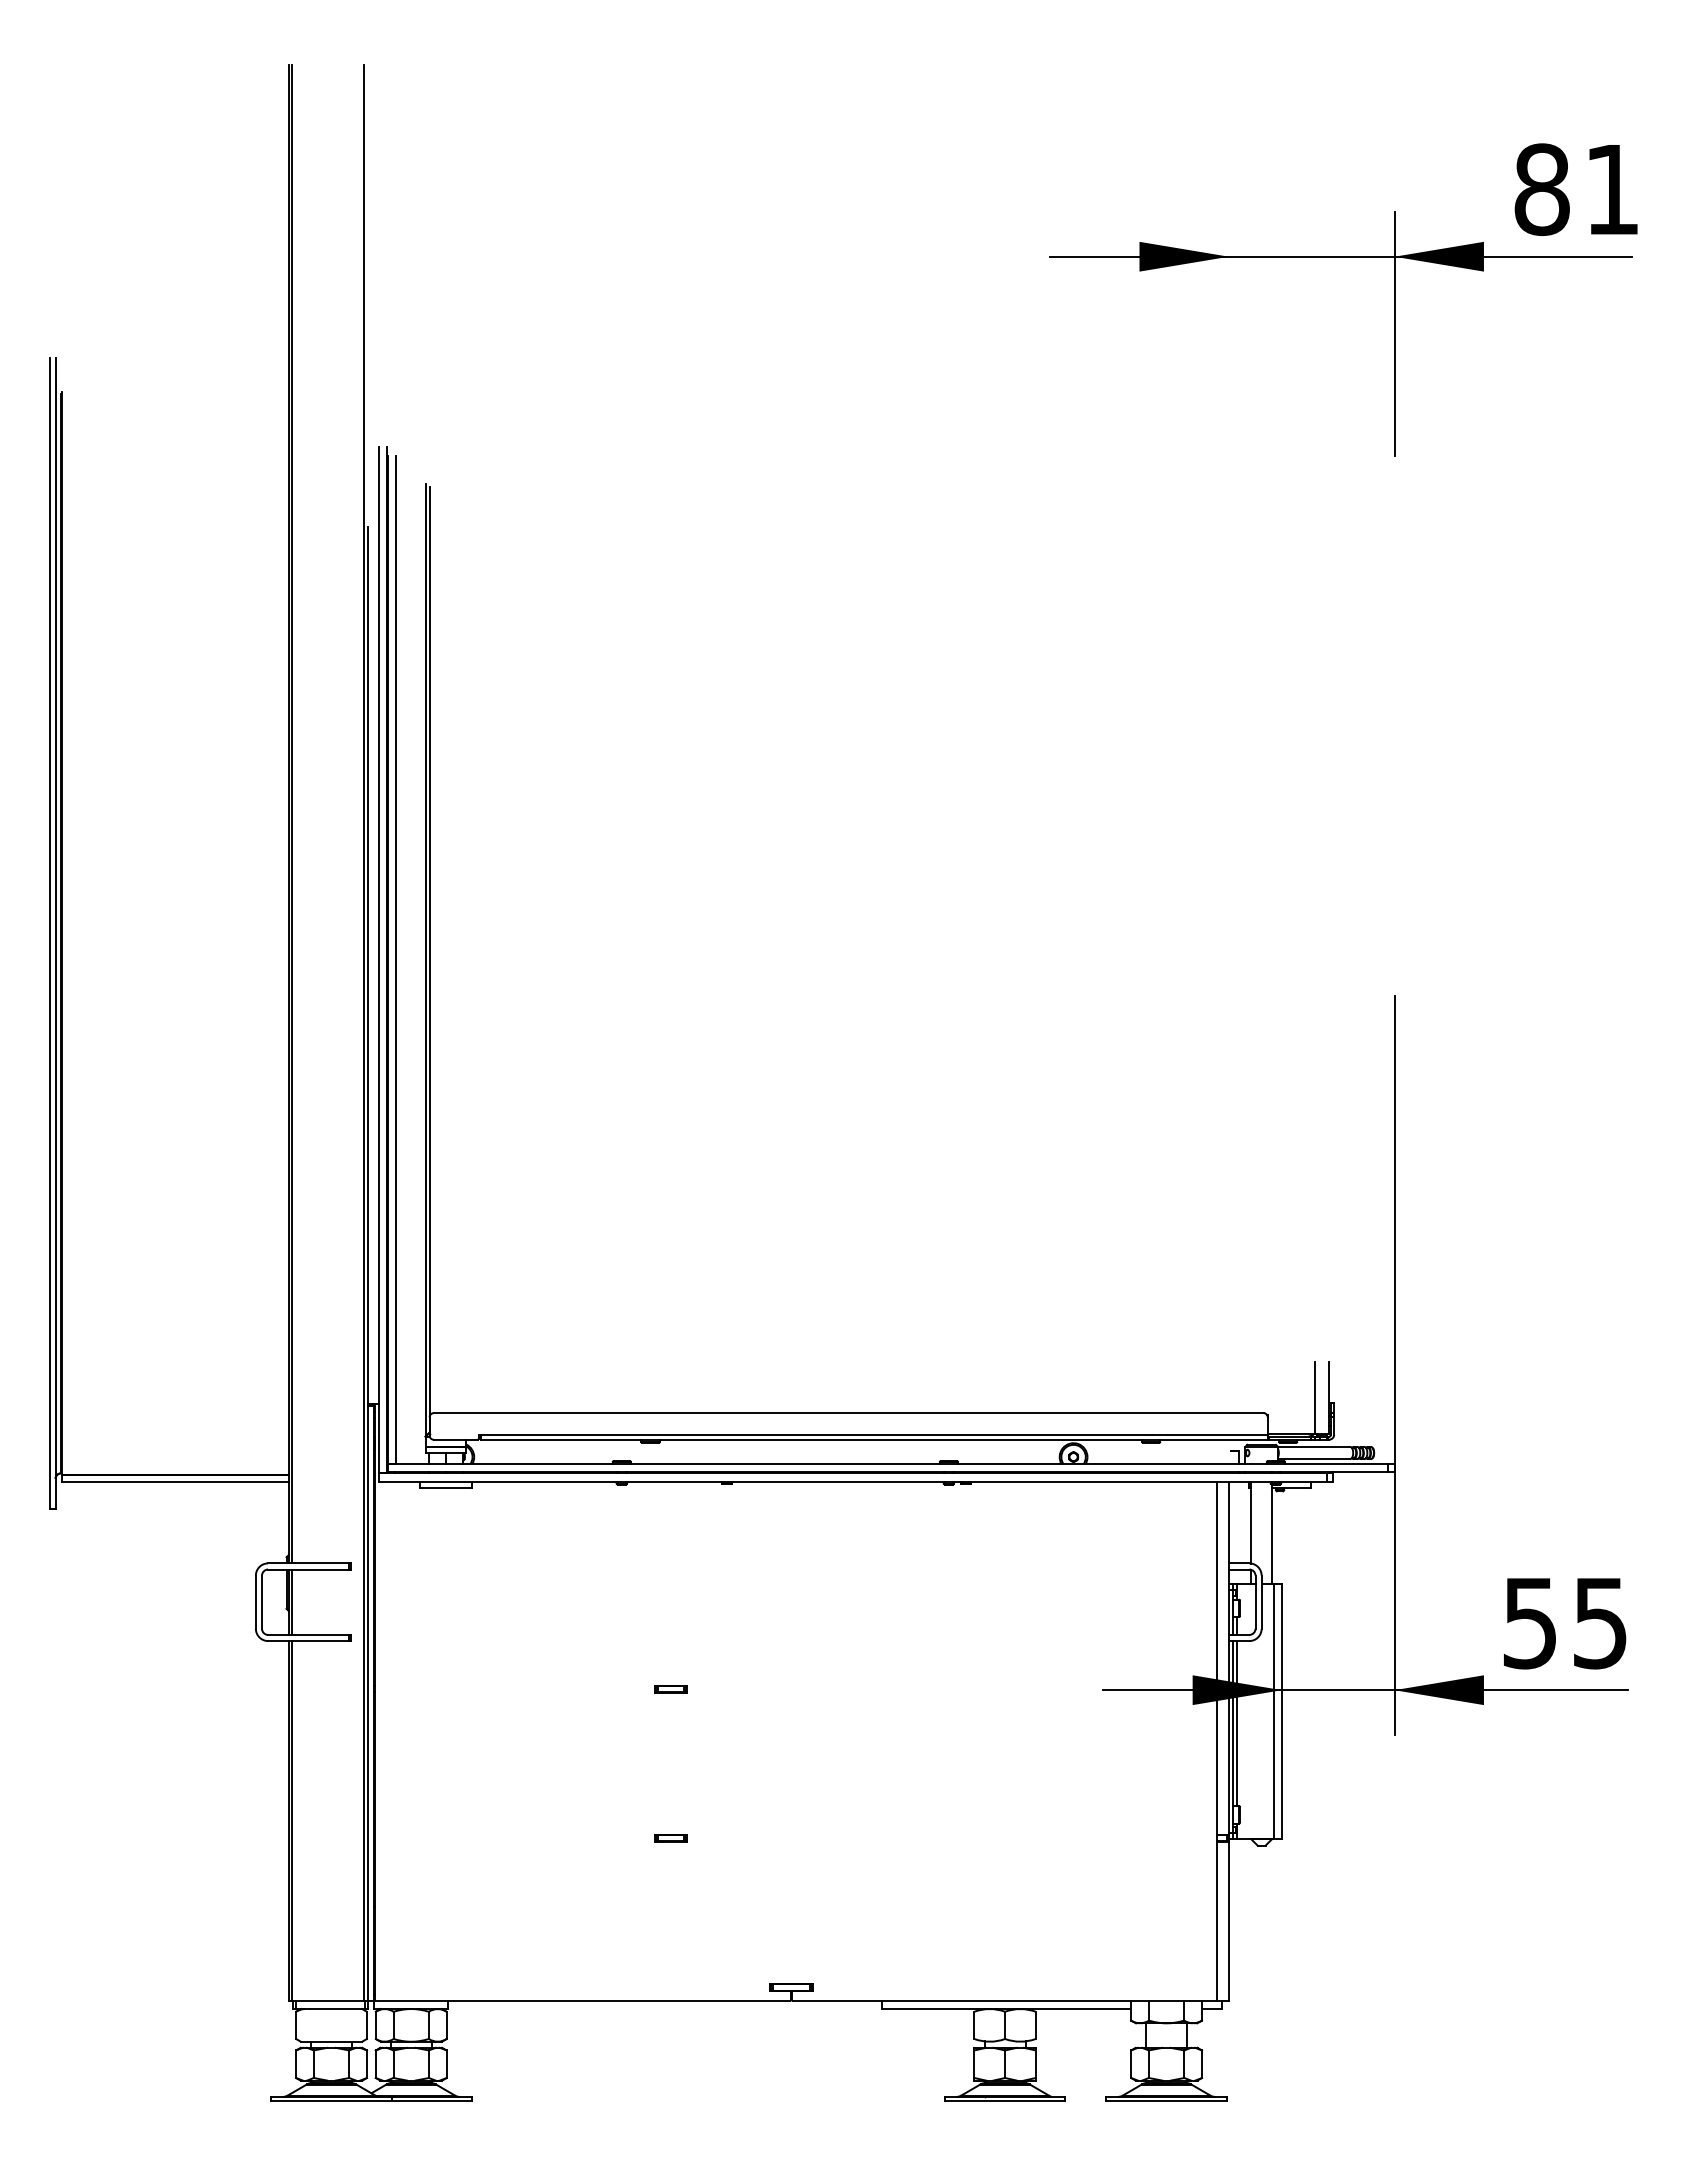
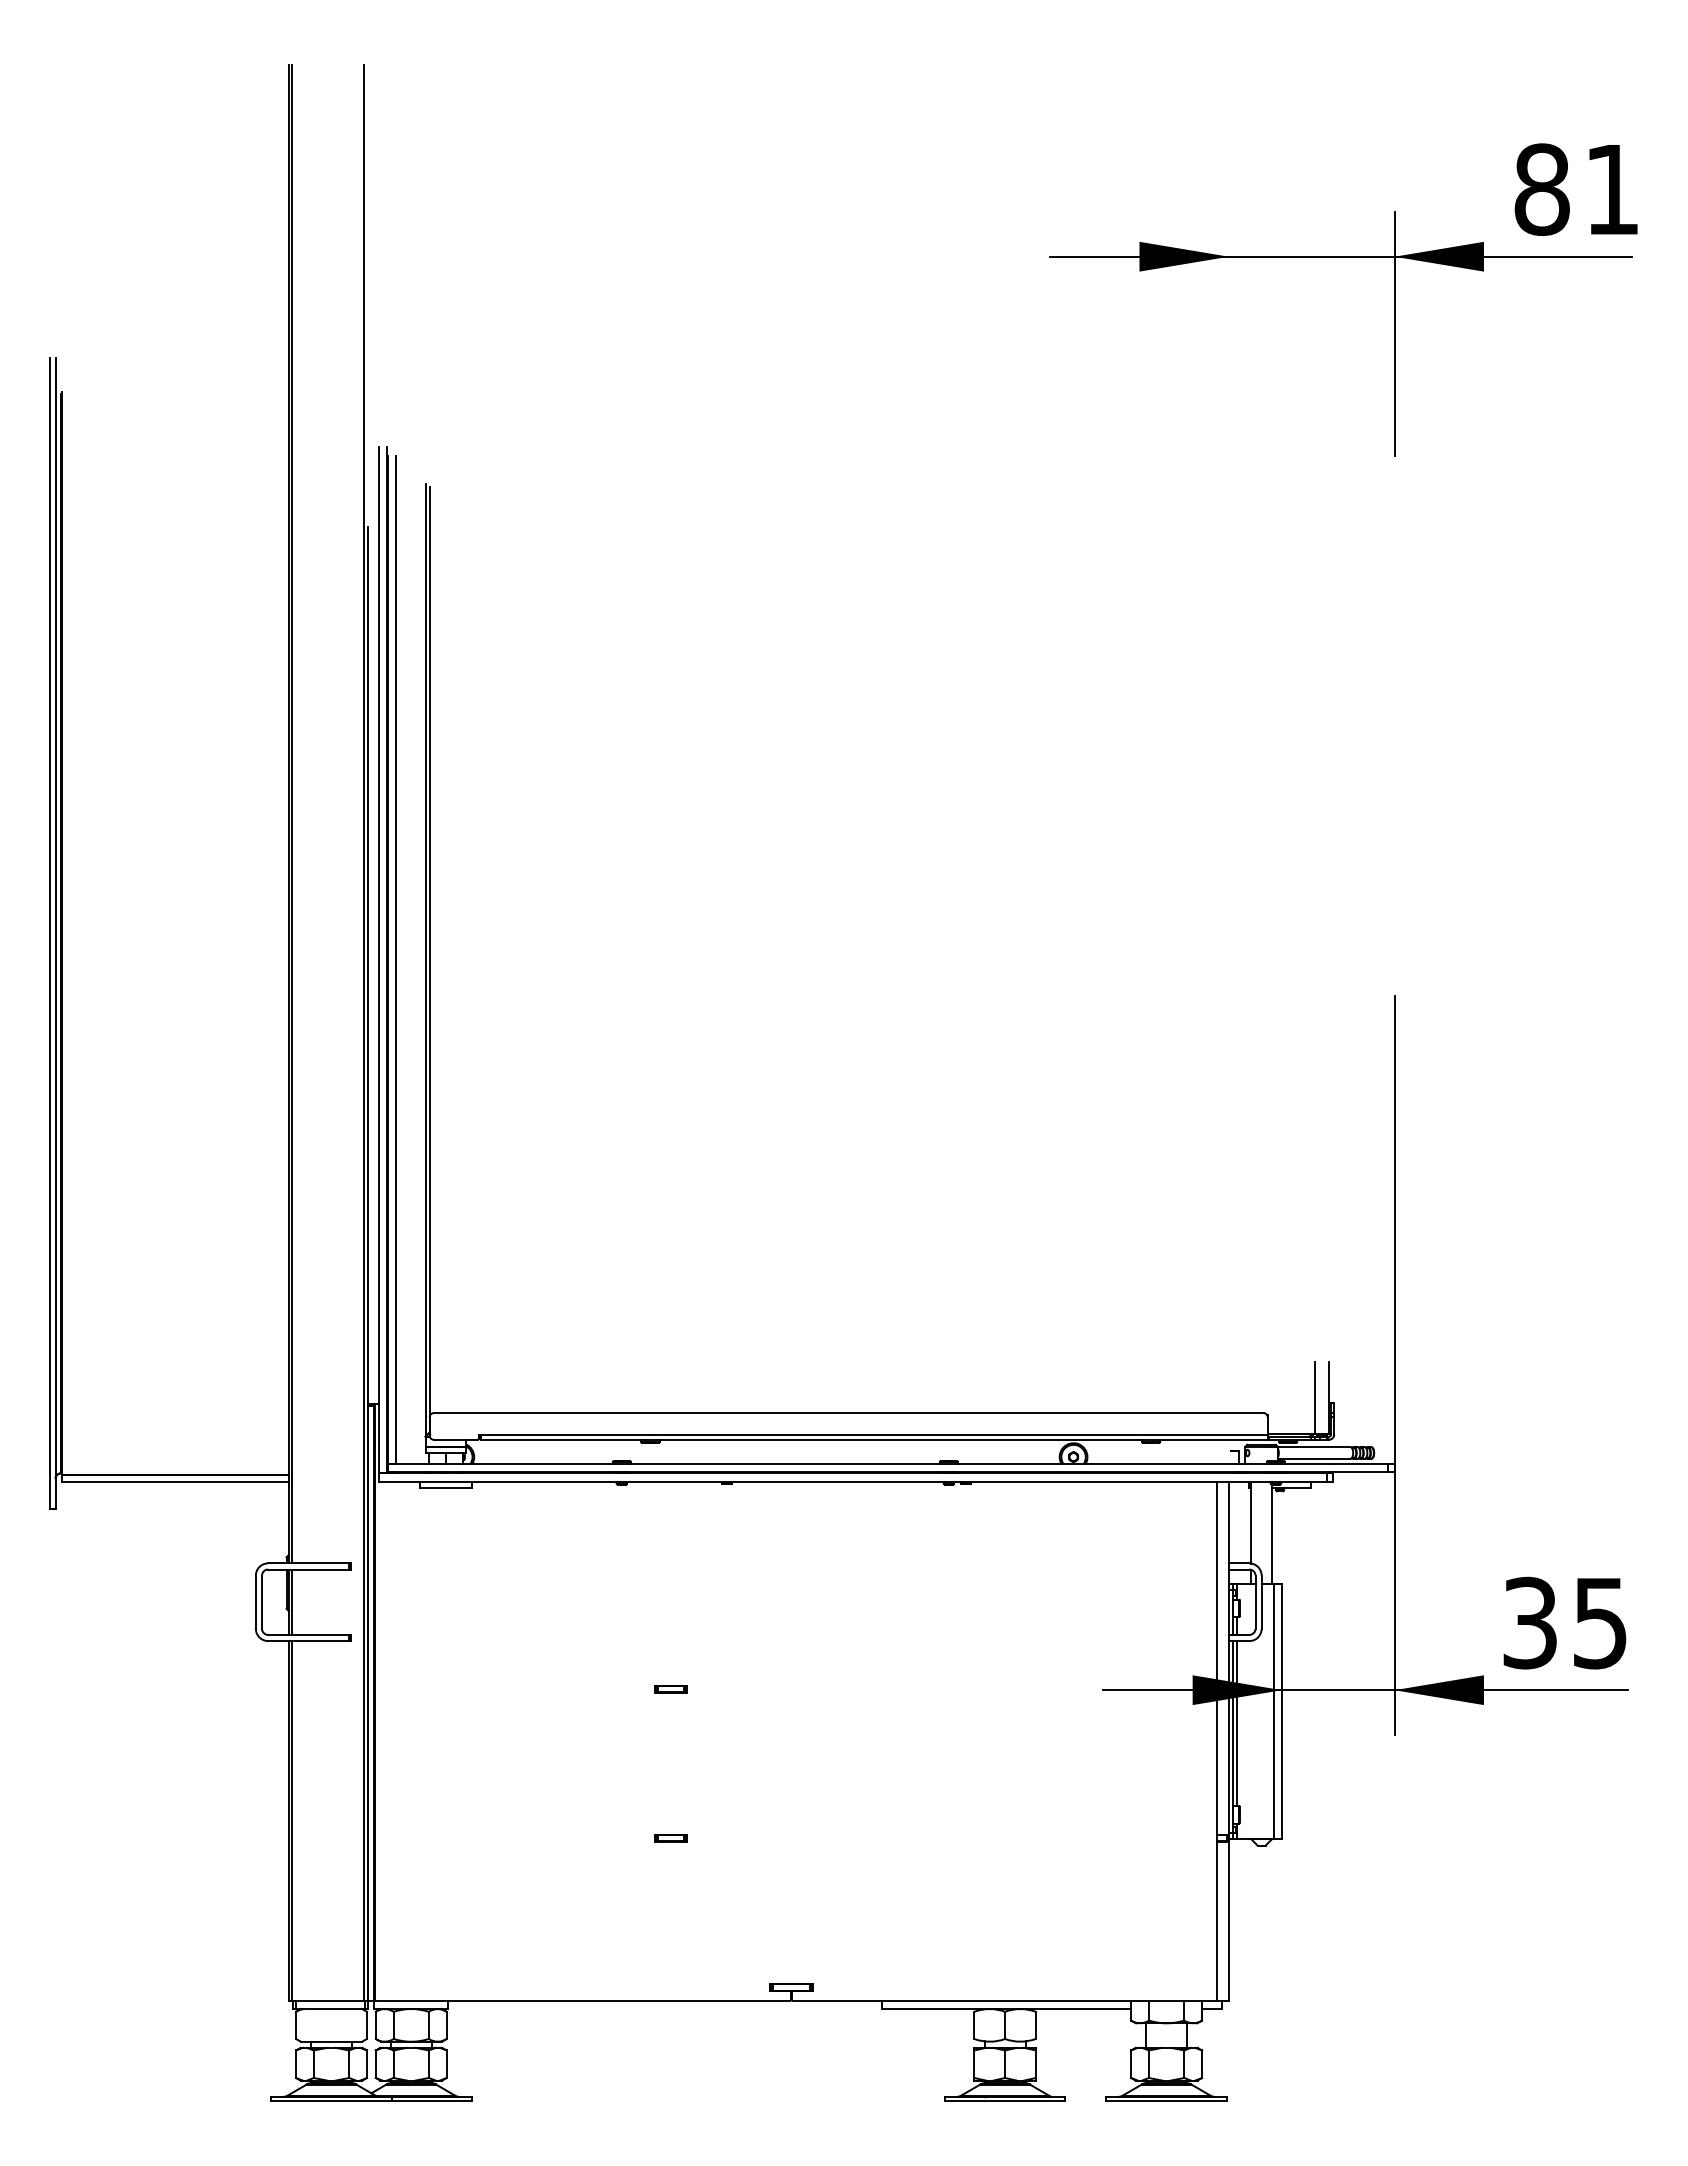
text: 55 -> 35 (1529, 1622)
